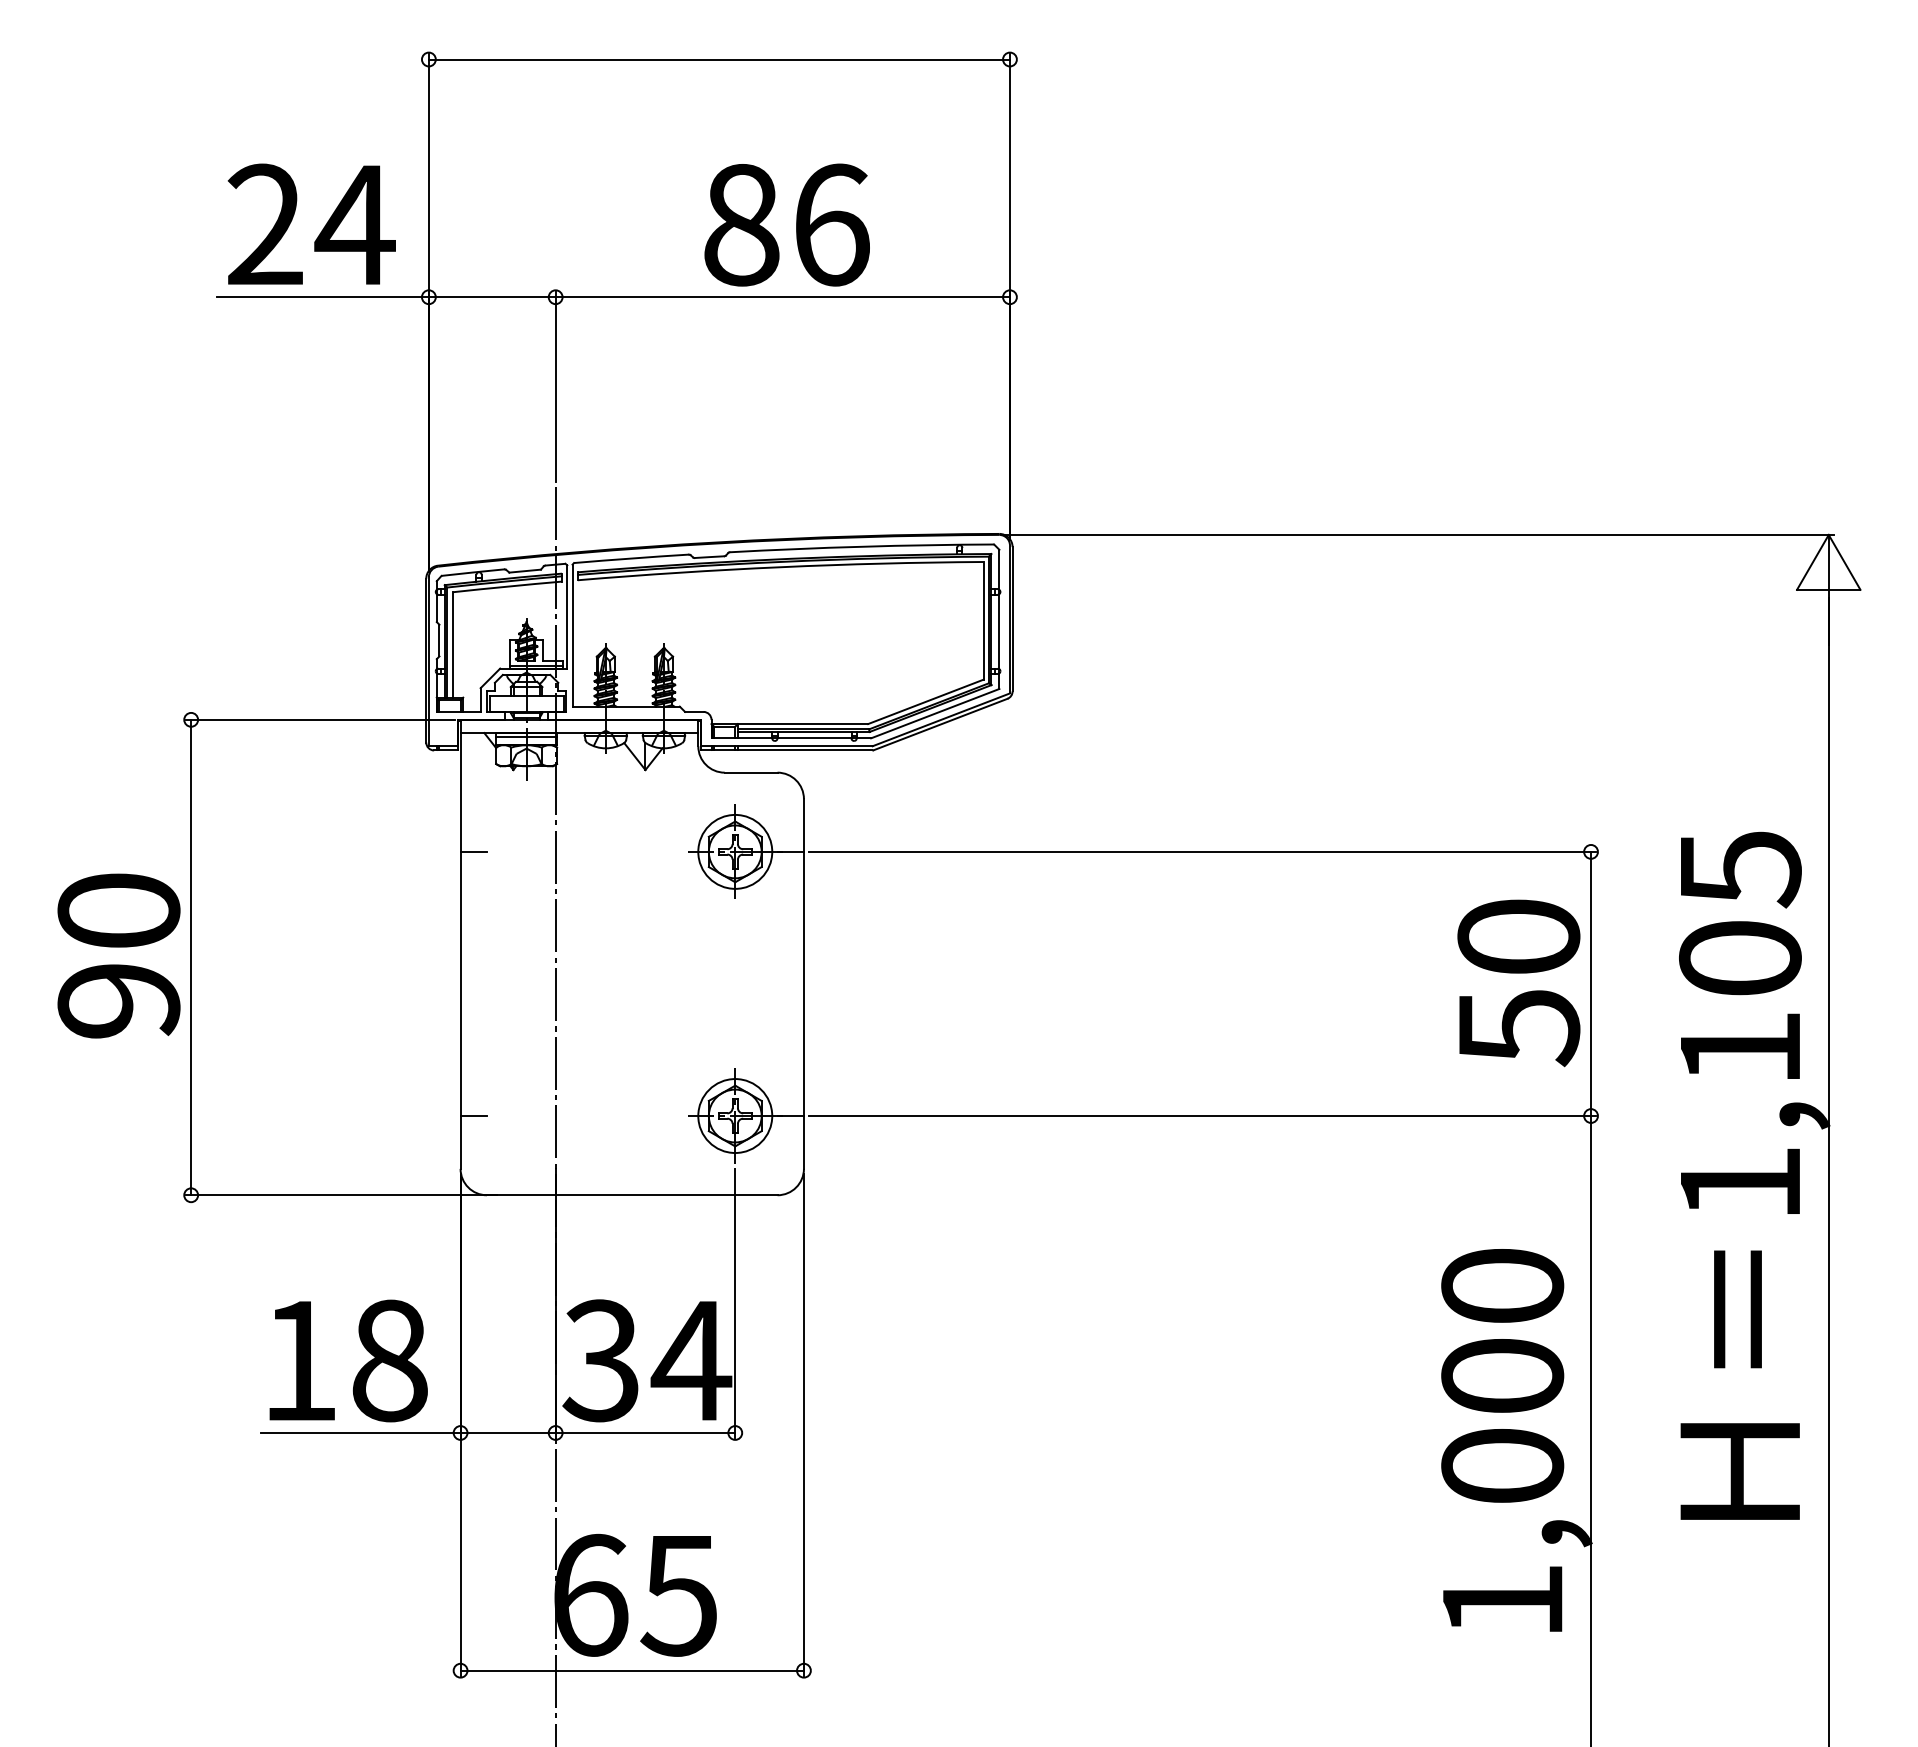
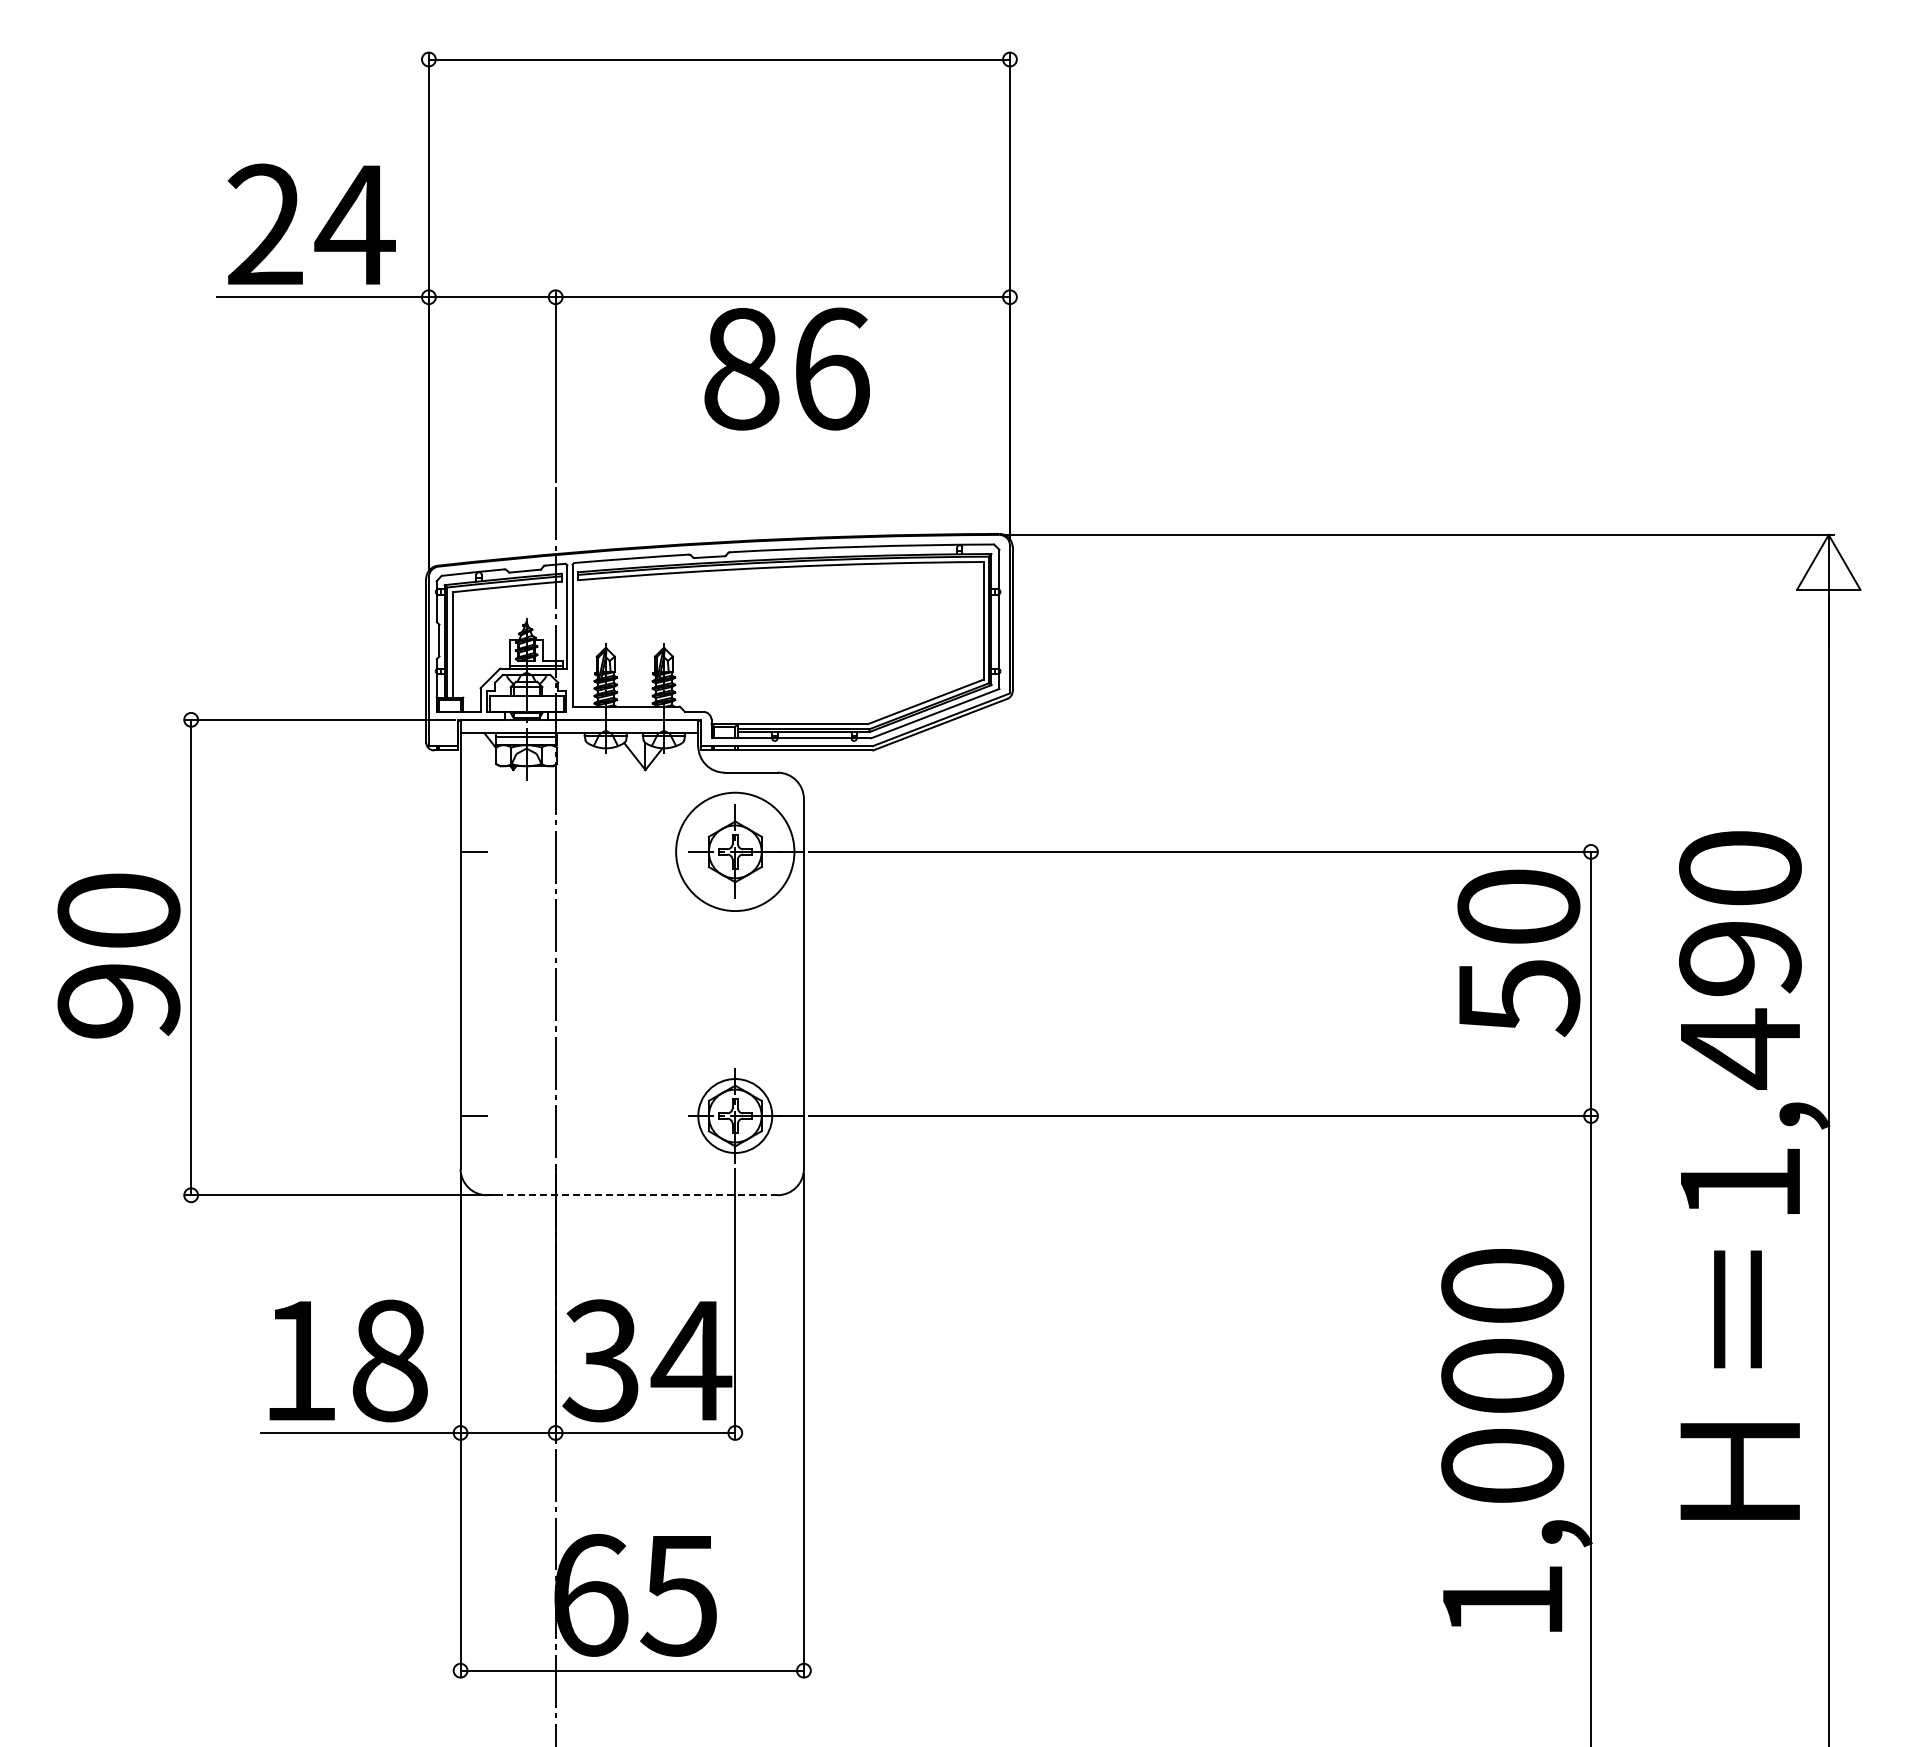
text position: (786, 224) -> (786, 368) (786, 368)
circle diameter: 74 px -> 118 px (735, 851)
text: 1,105 -> 1,490 (1740, 960)
text position: (1518, 983) -> (1518, 953) (1518, 953)
line: solid -> dashed (631, 1195)
